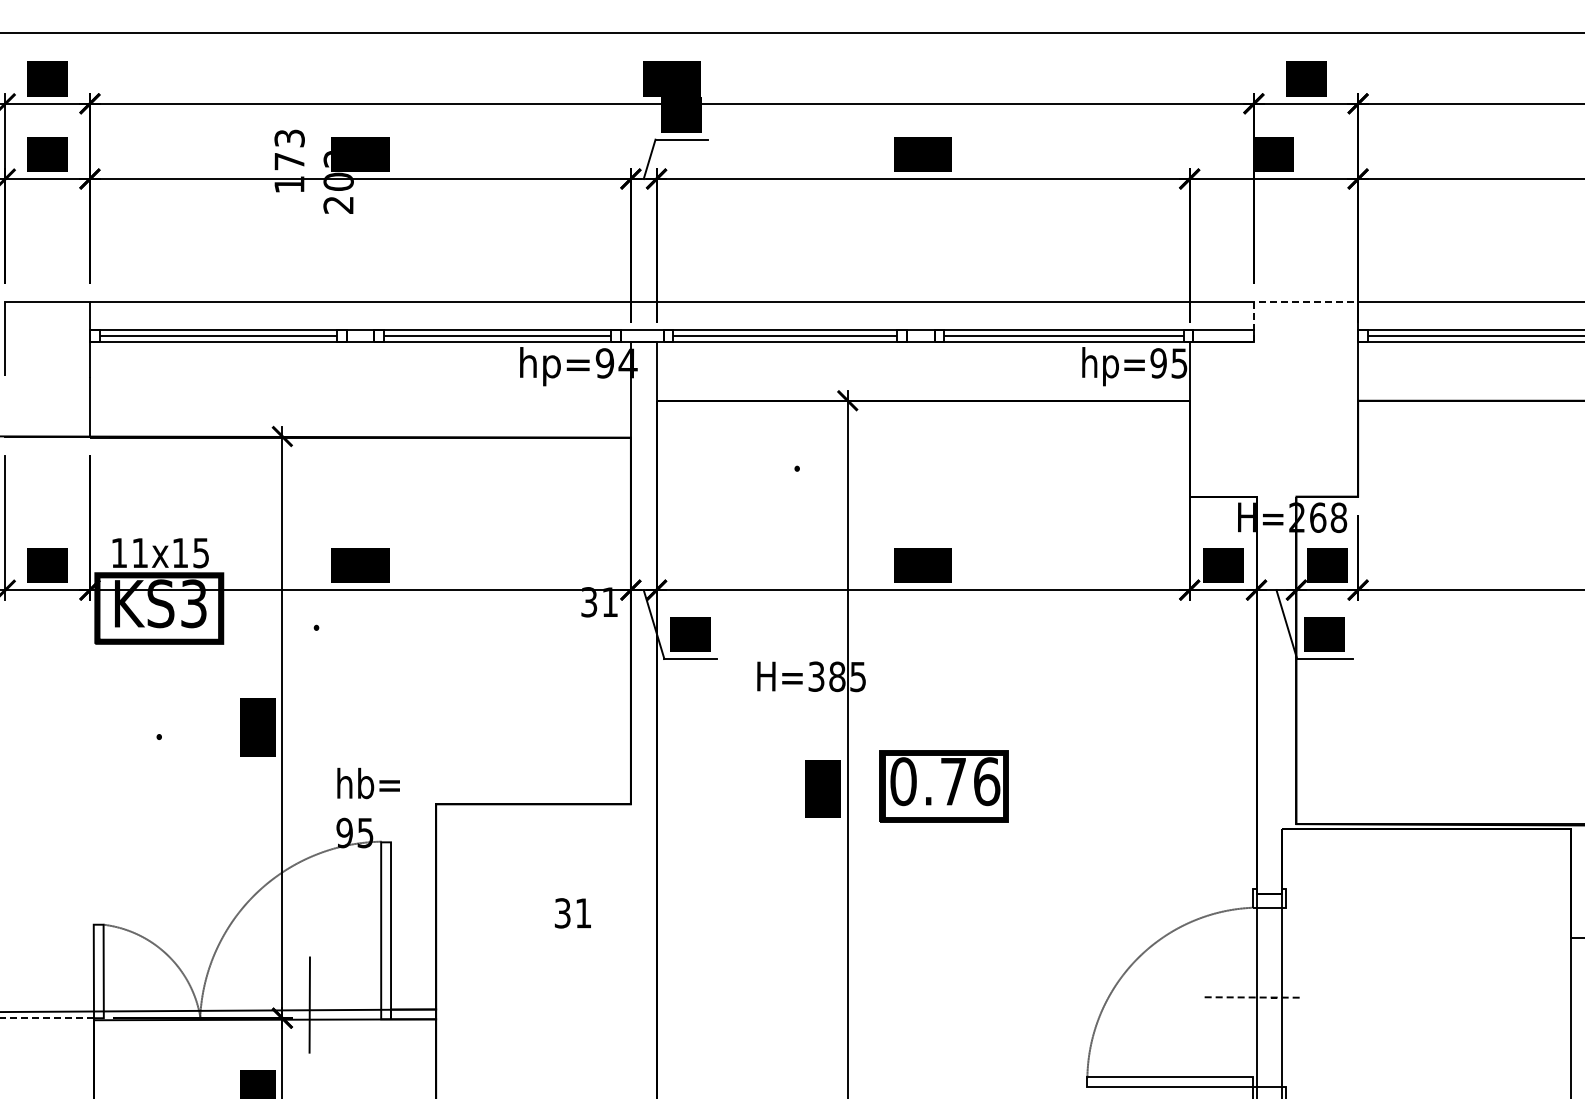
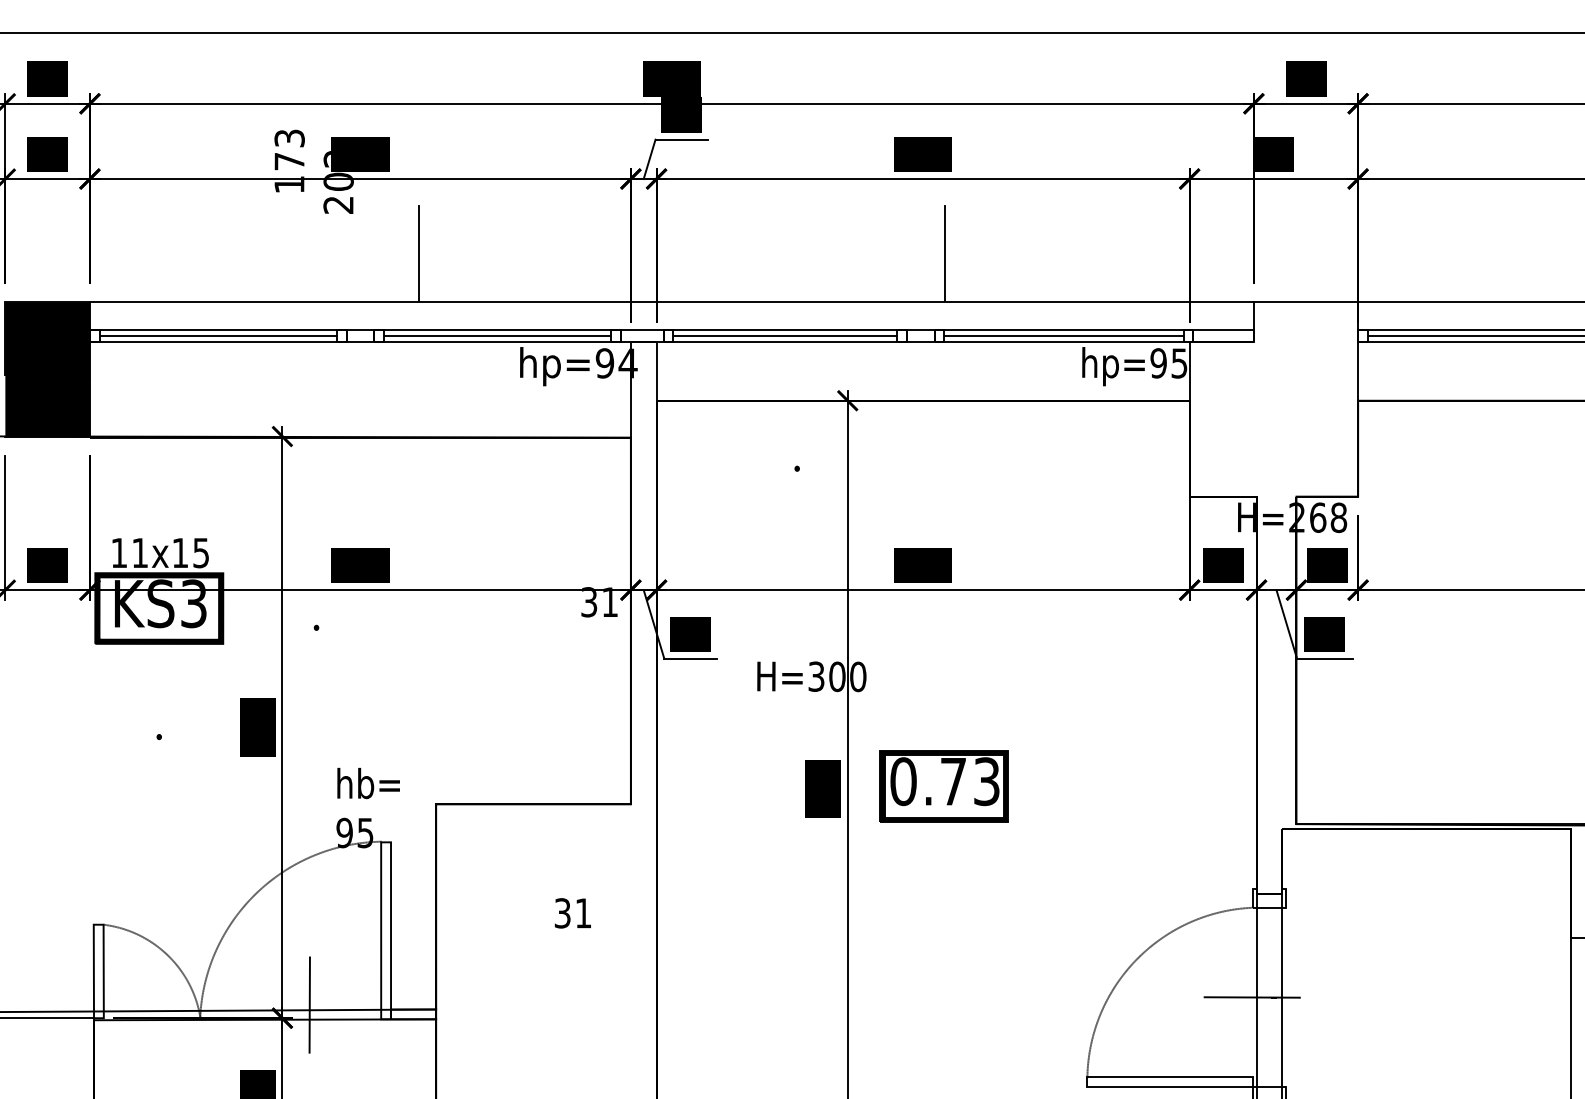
line: none -> present (419, 253)
line: none -> present (945, 253)
line: dashed -> solid (1285, 302)
fill: none -> present (47, 369)
text: H=385 -> H=300 (847, 676)
text: 0.76 -> 0.73 (987, 781)
line: dashed -> solid (1252, 997)
line: dashed -> solid (47, 1018)
